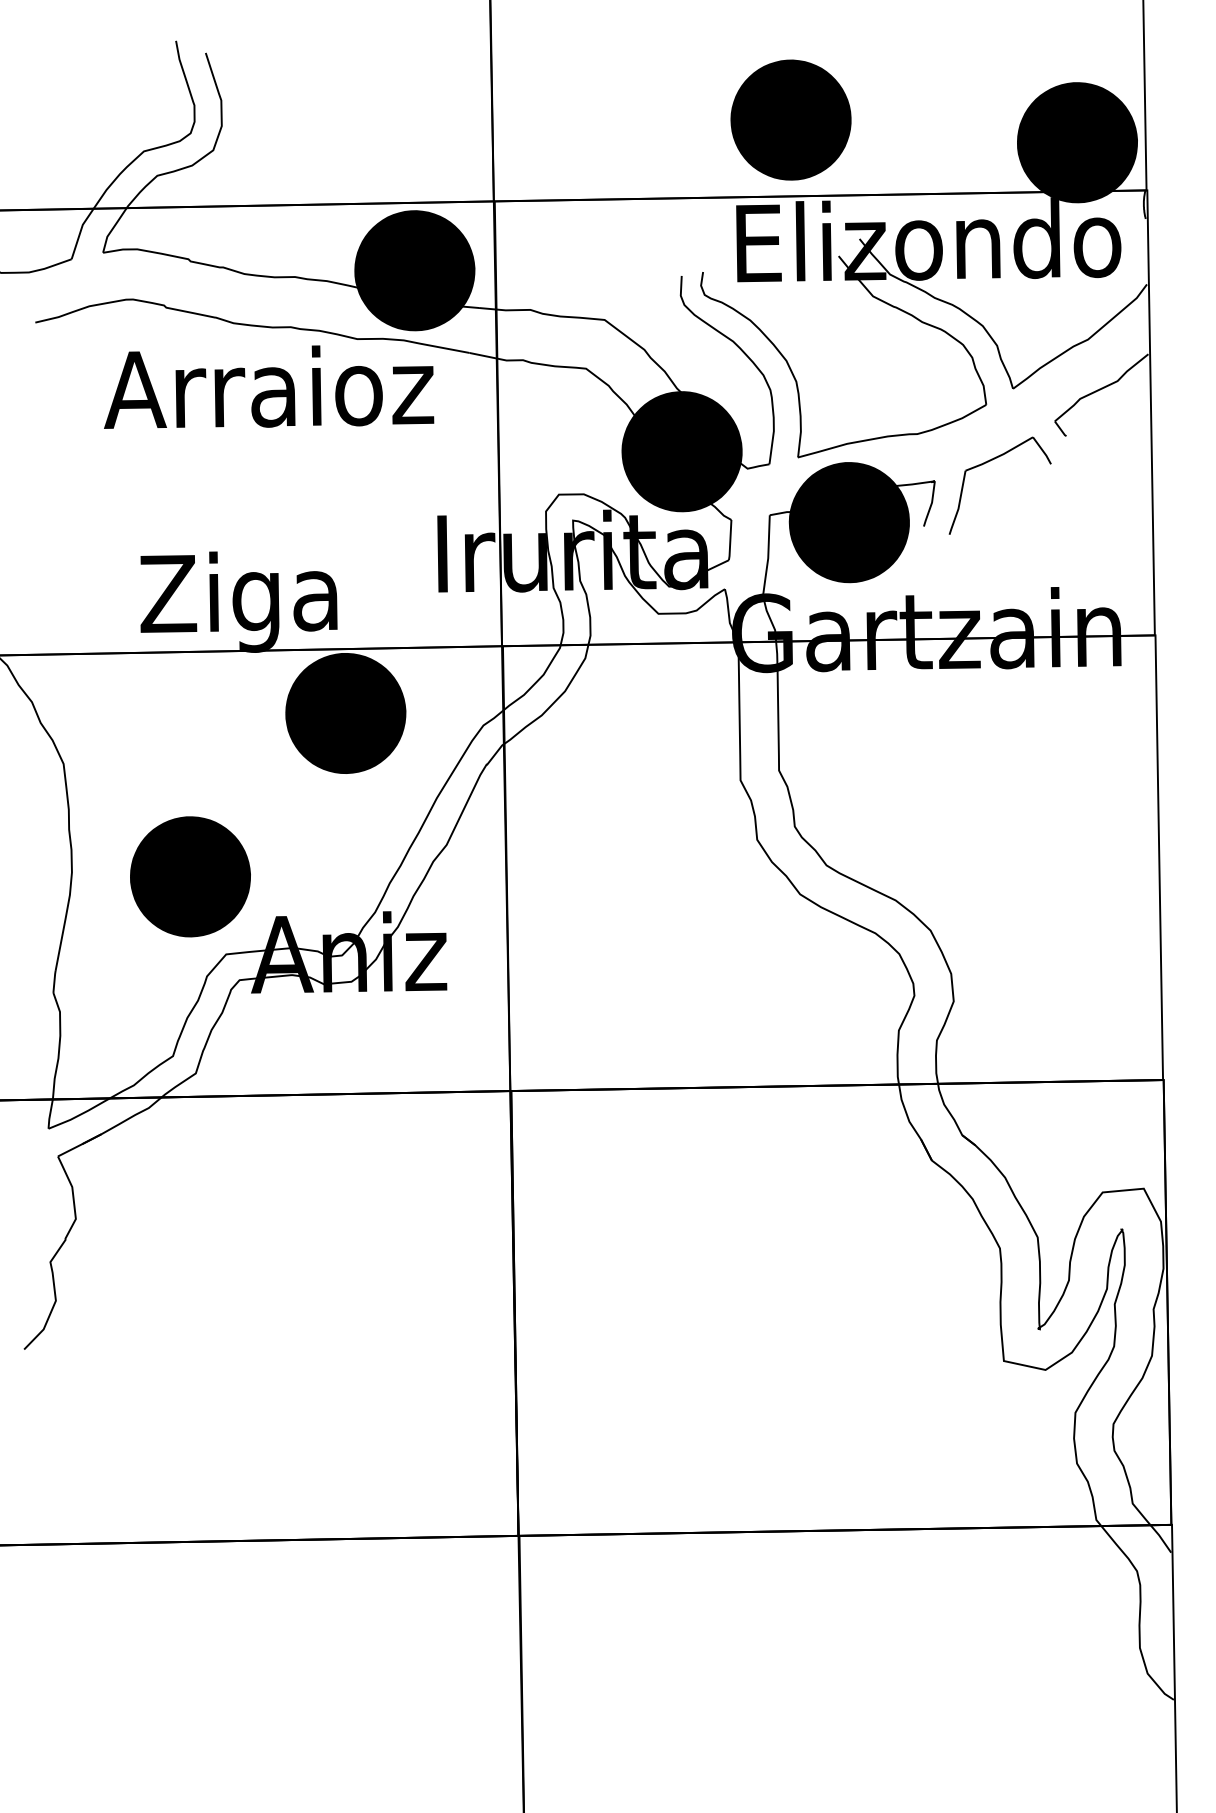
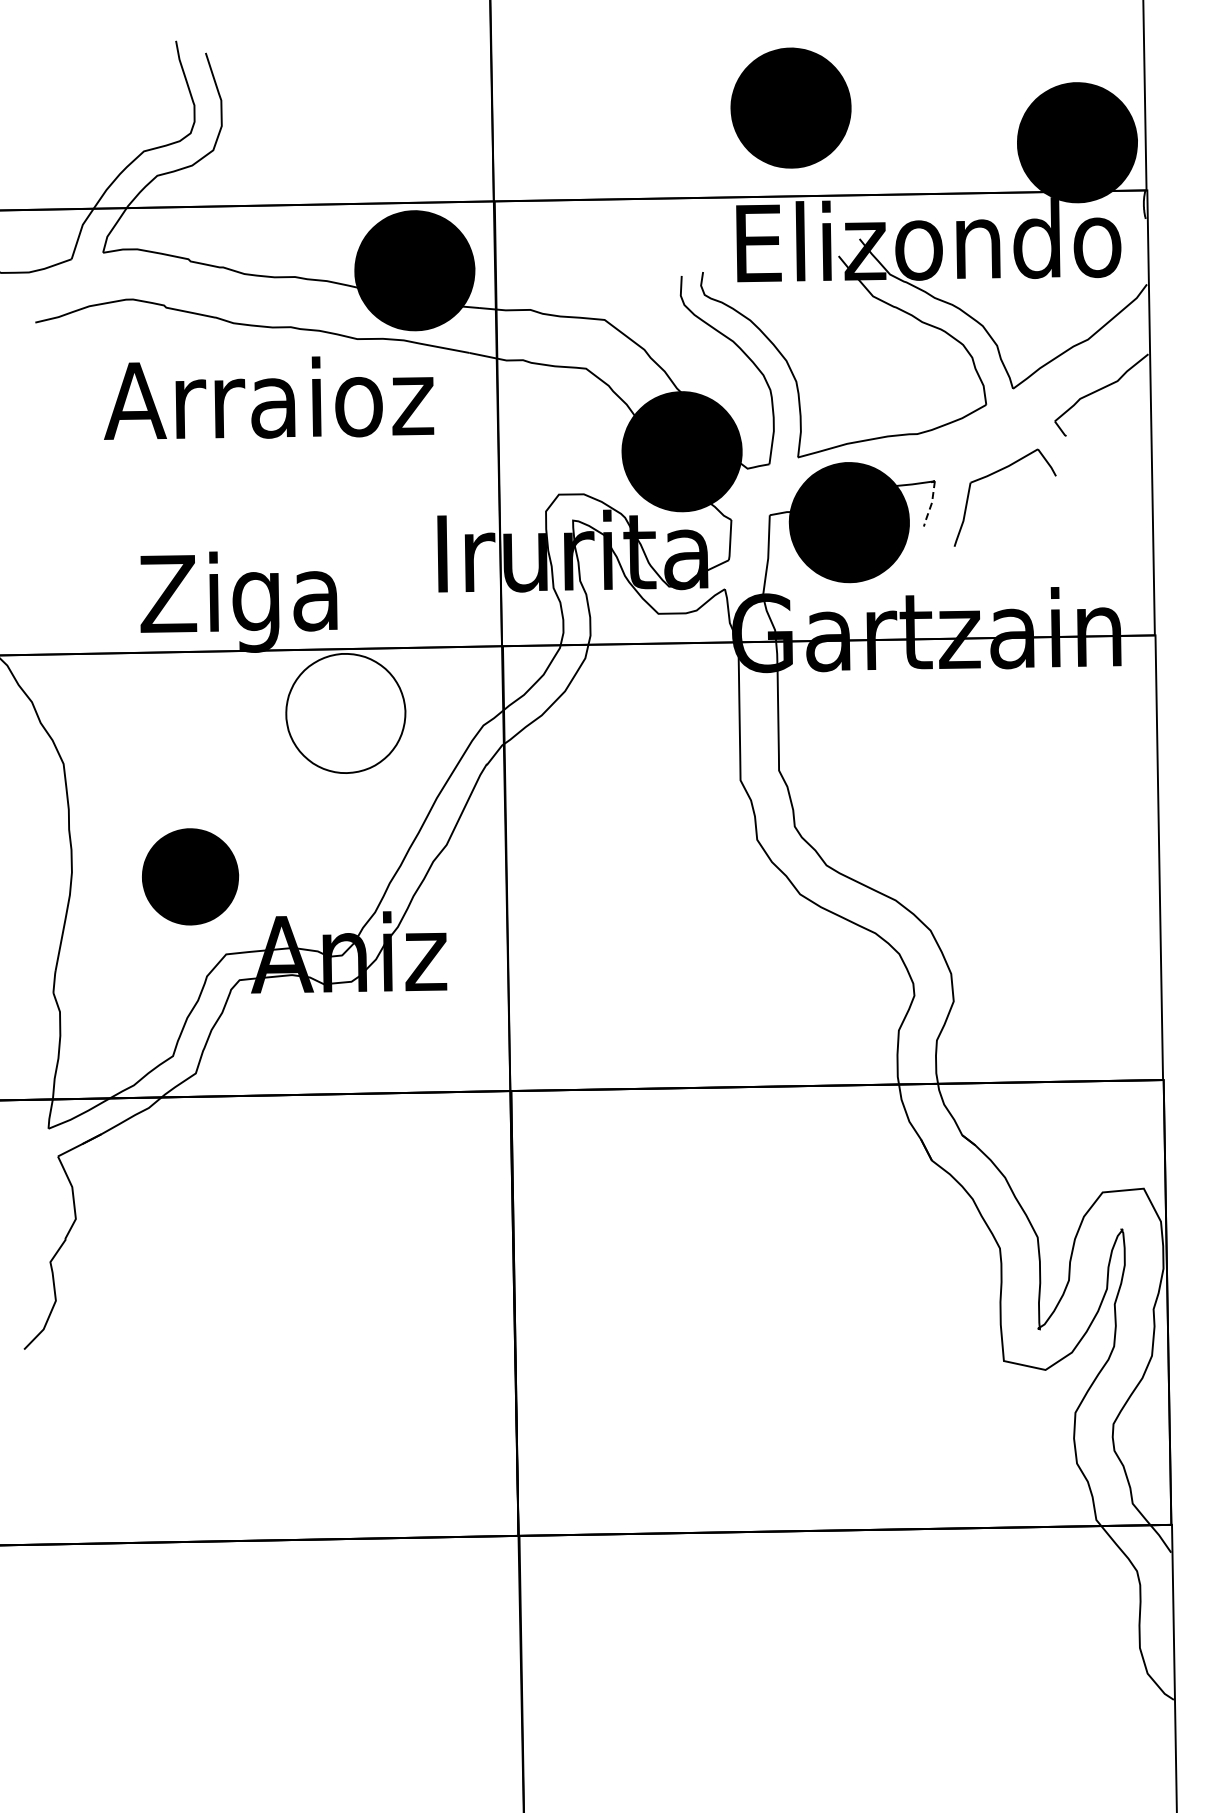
part position: (790, 119) -> (790, 107) (790, 107)
text position: (269, 386) -> (269, 397) (269, 397)
part position: (988, 462) -> (993, 474) (993, 474)
line: solid -> dashed (931, 504)
fill: present -> none (345, 713)
part size: 121x122 px -> 98x98 px (190, 876)
